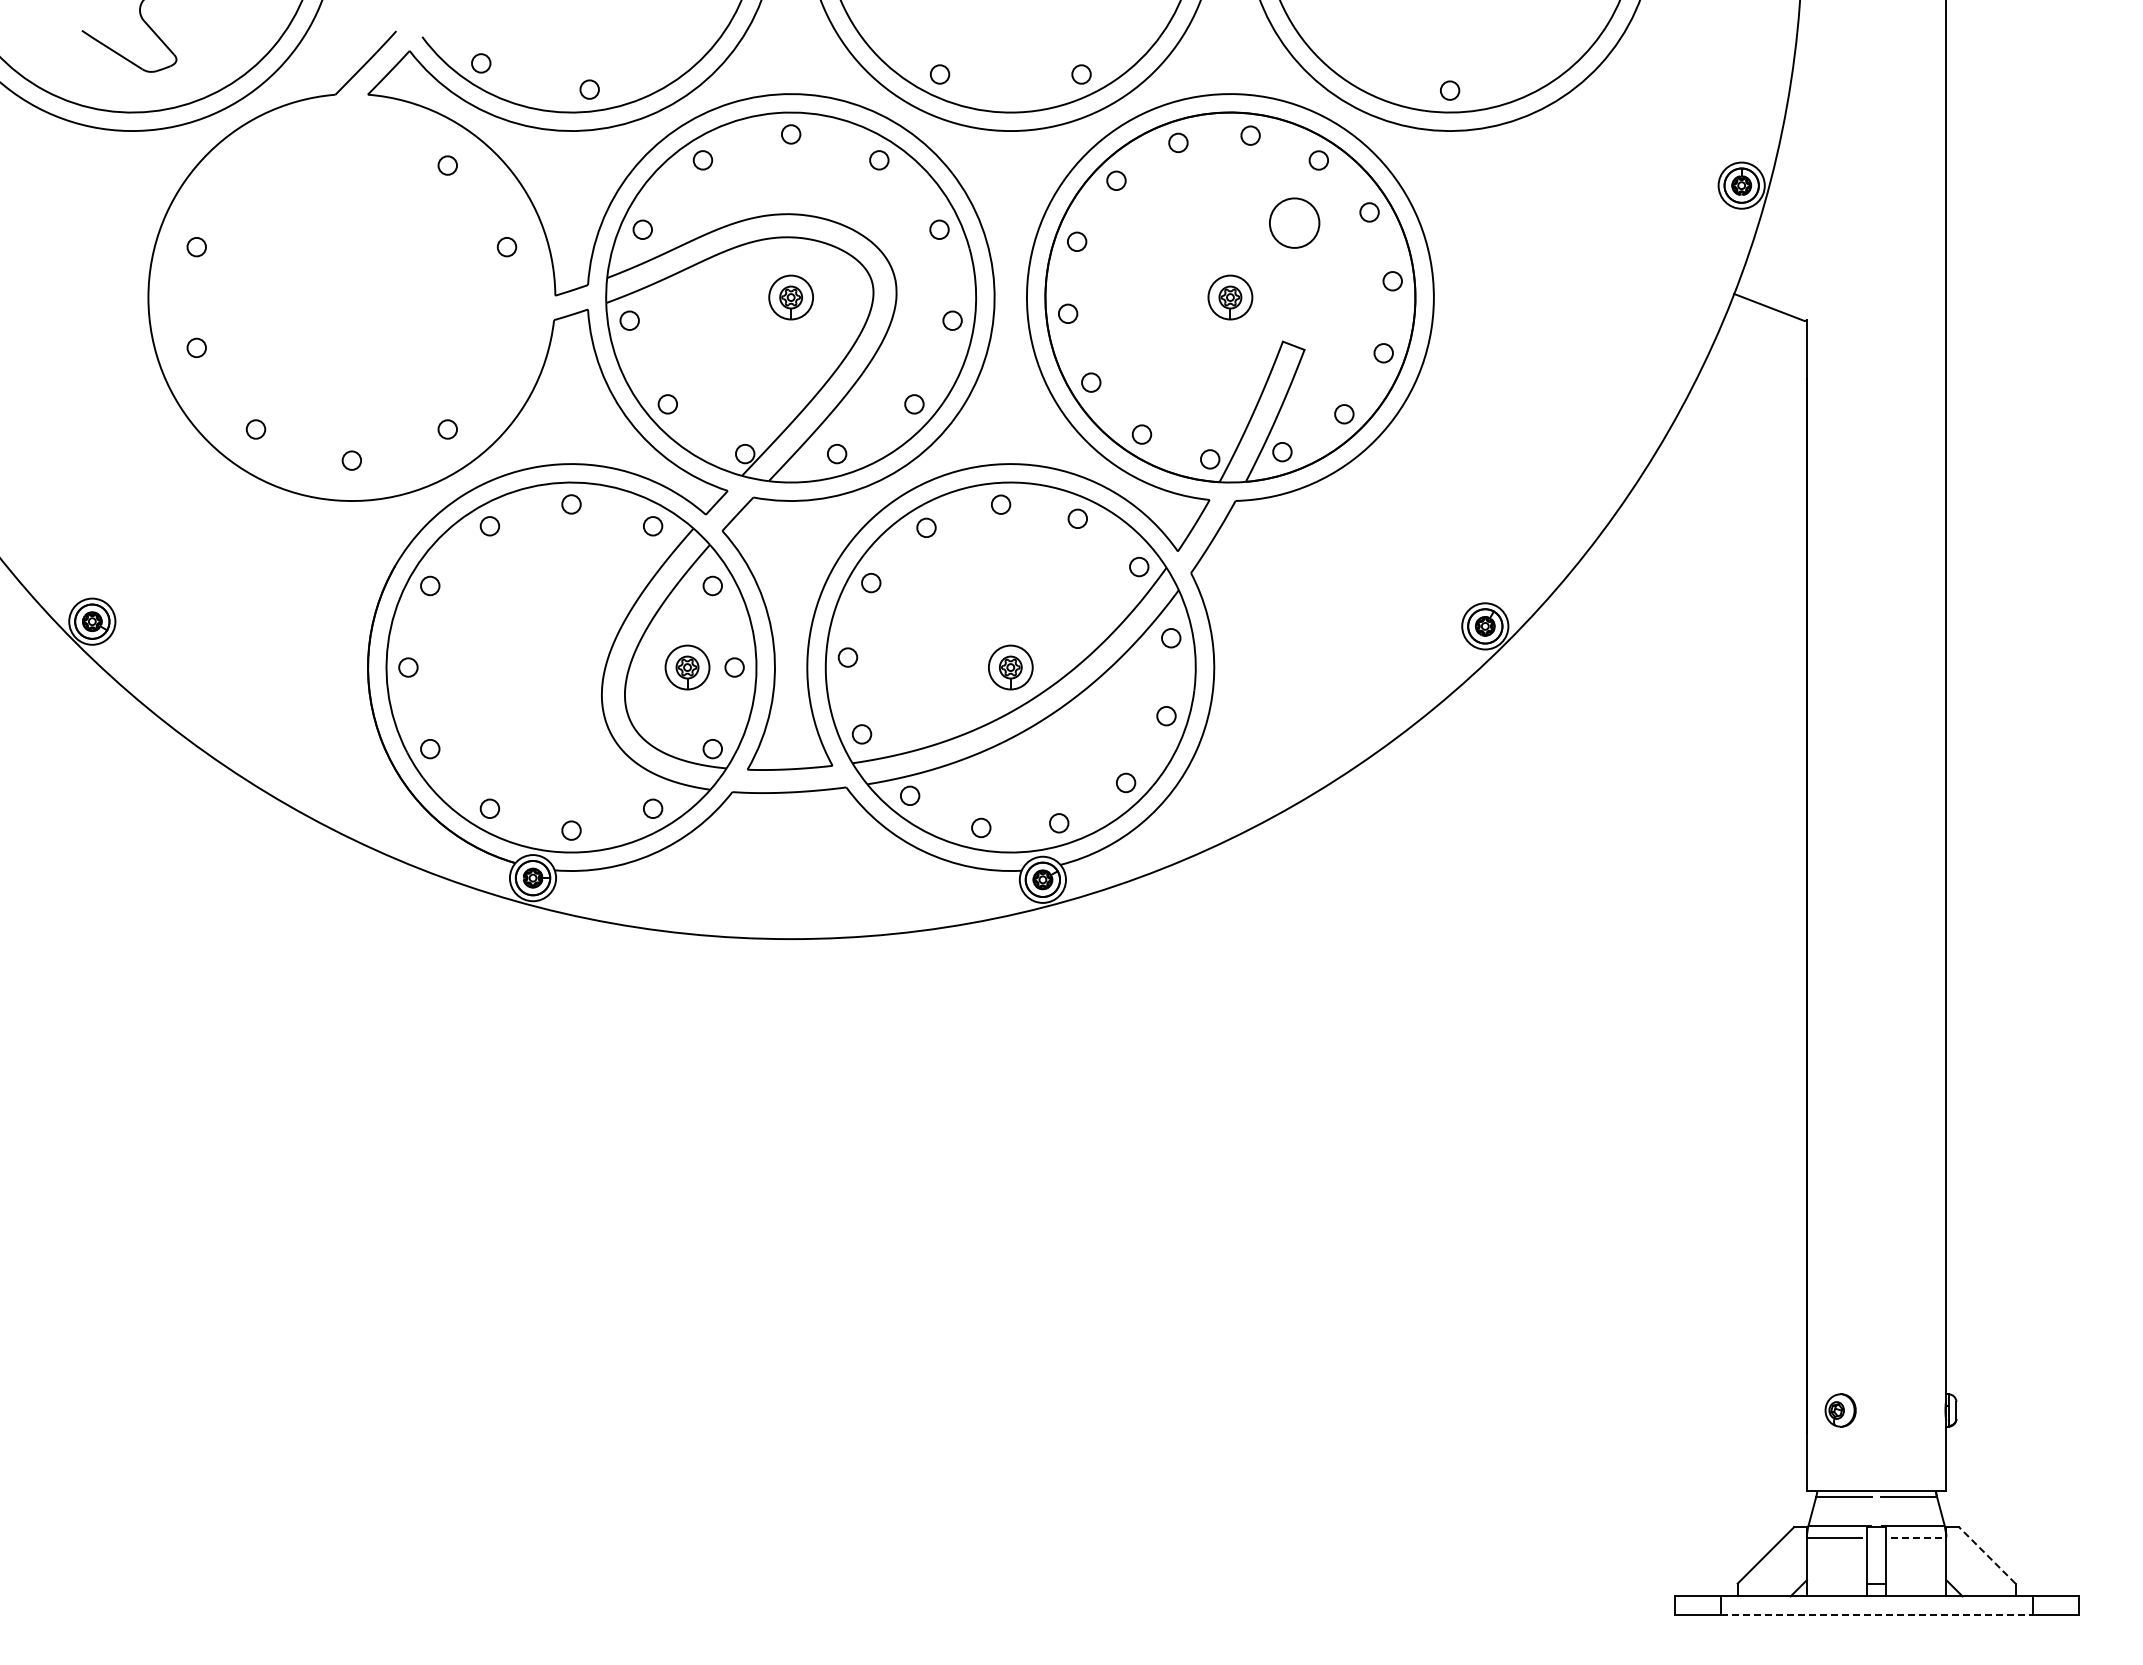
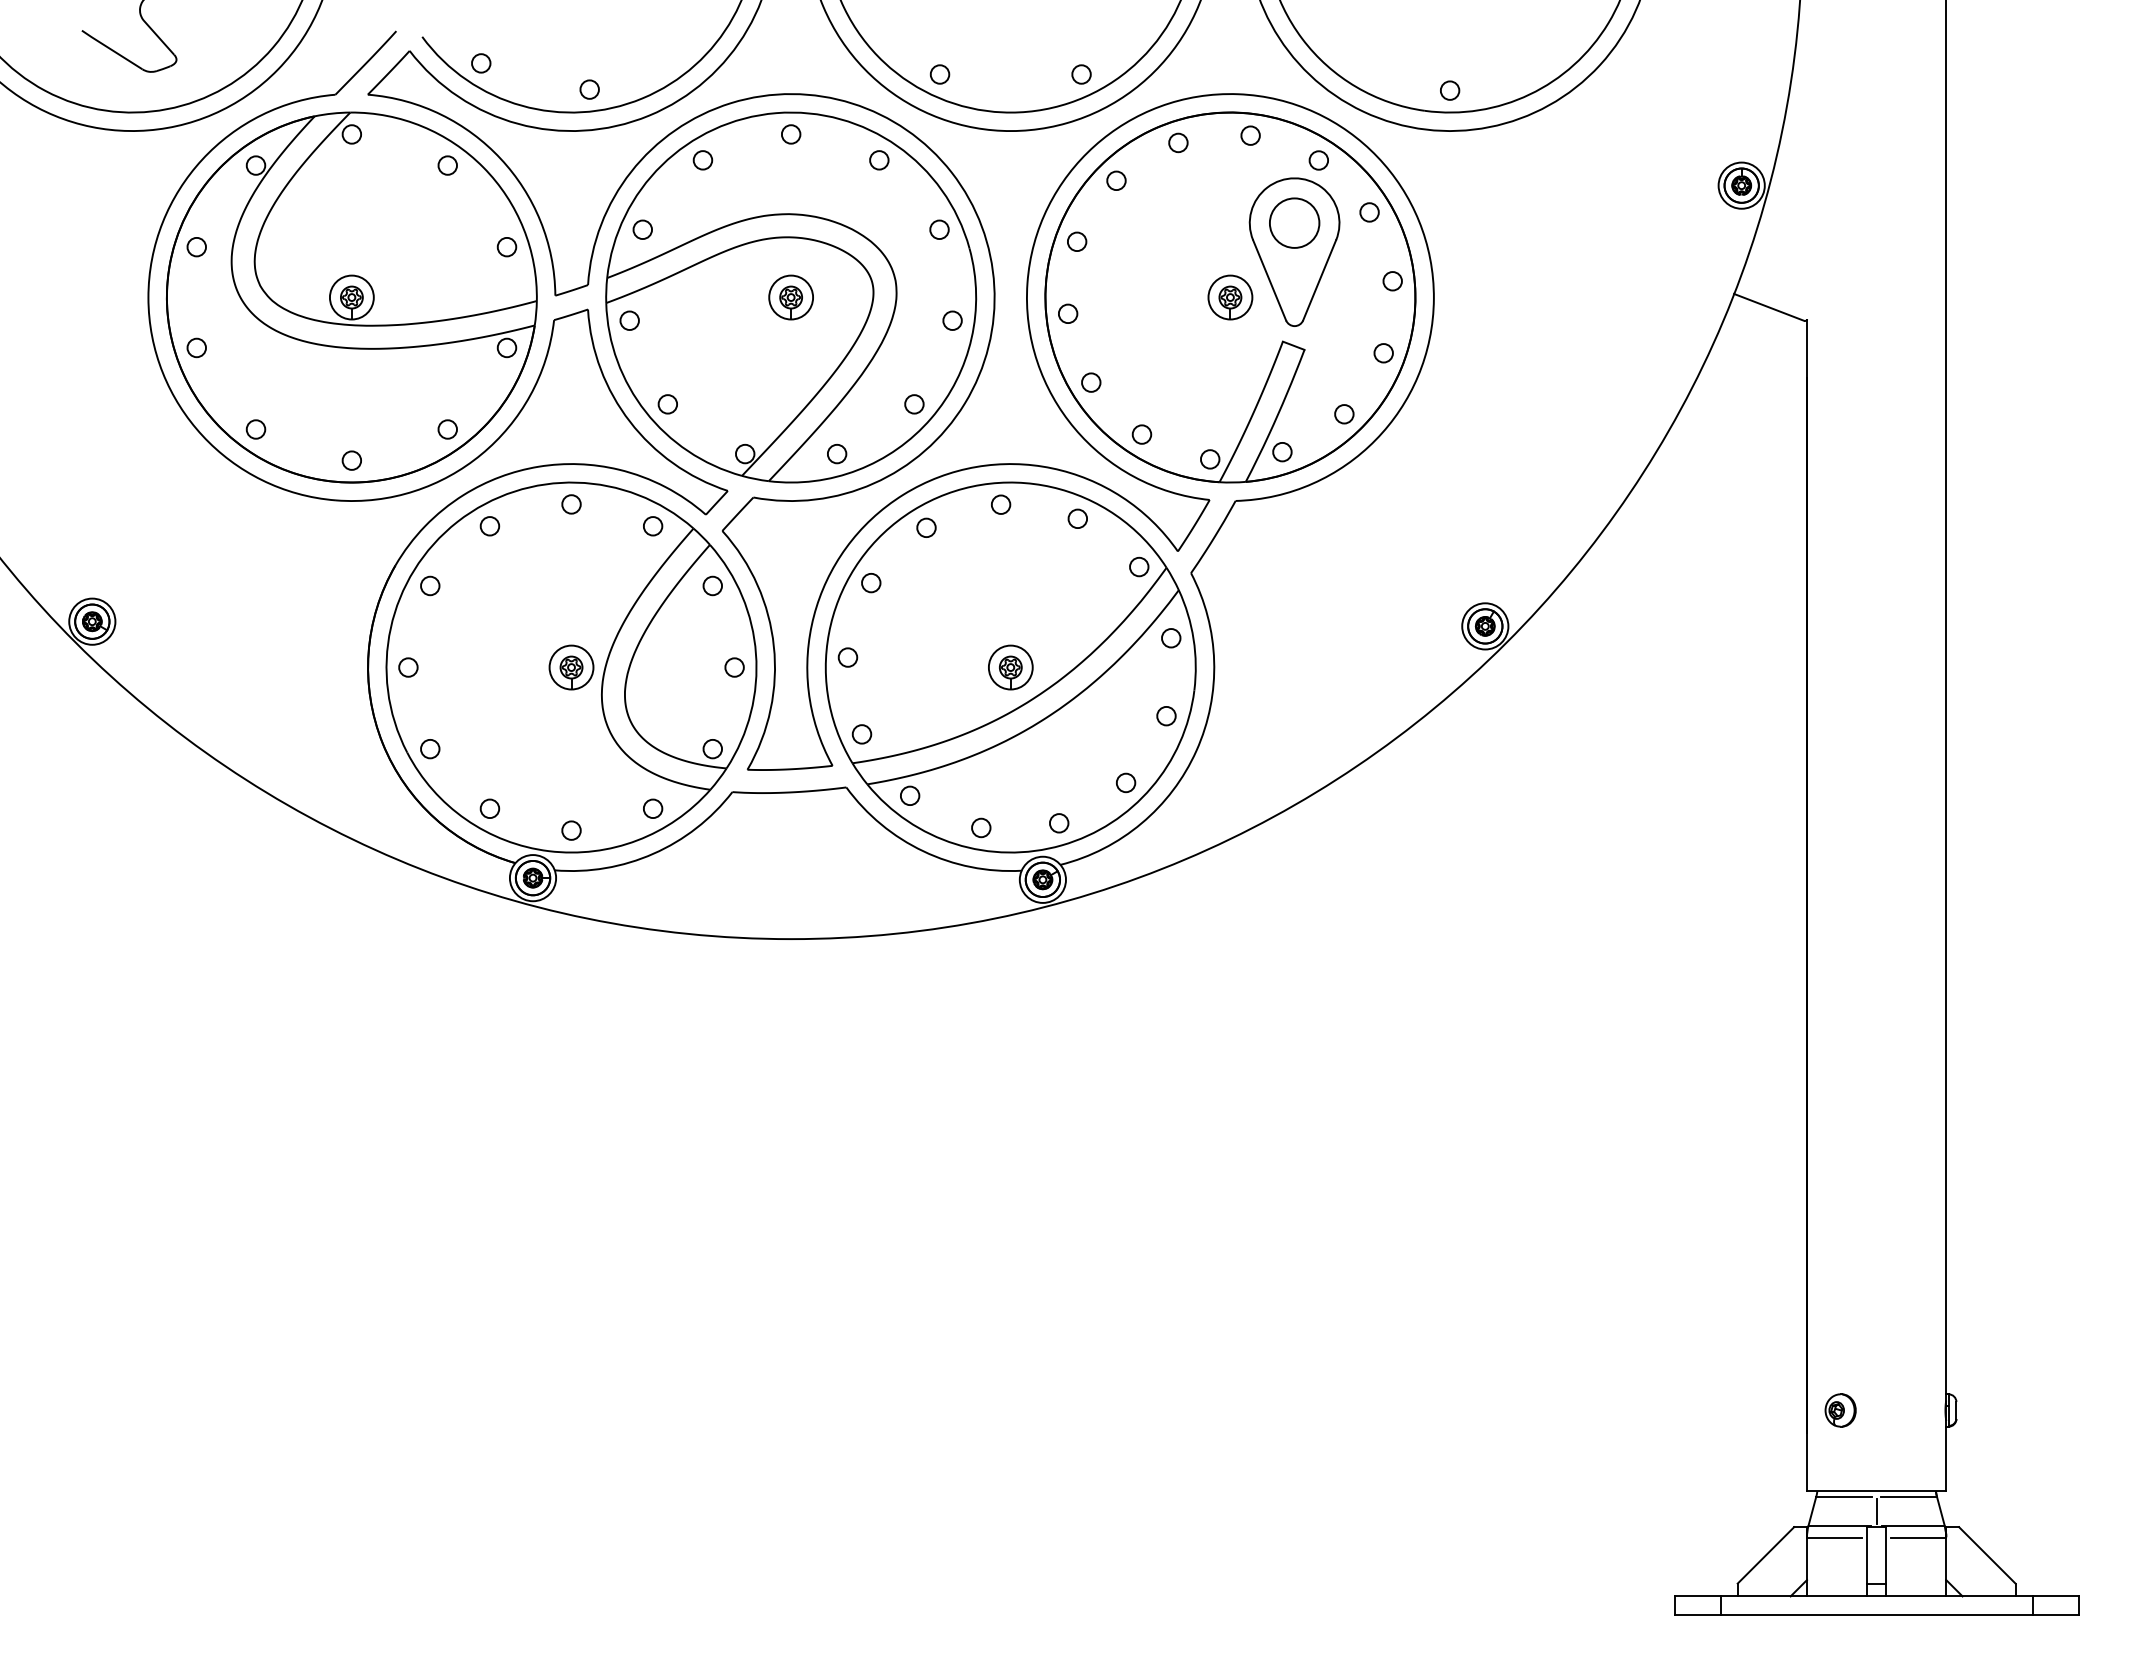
part: none -> present (1294, 251)
part: none -> present (351, 297)
part position: (687, 667) -> (571, 667) (571, 667)
line: none -> present (1876, 1511)
line: dashed -> solid (1918, 1537)
line: dashed -> solid (1987, 1555)
line: dashed -> solid (1876, 1614)
